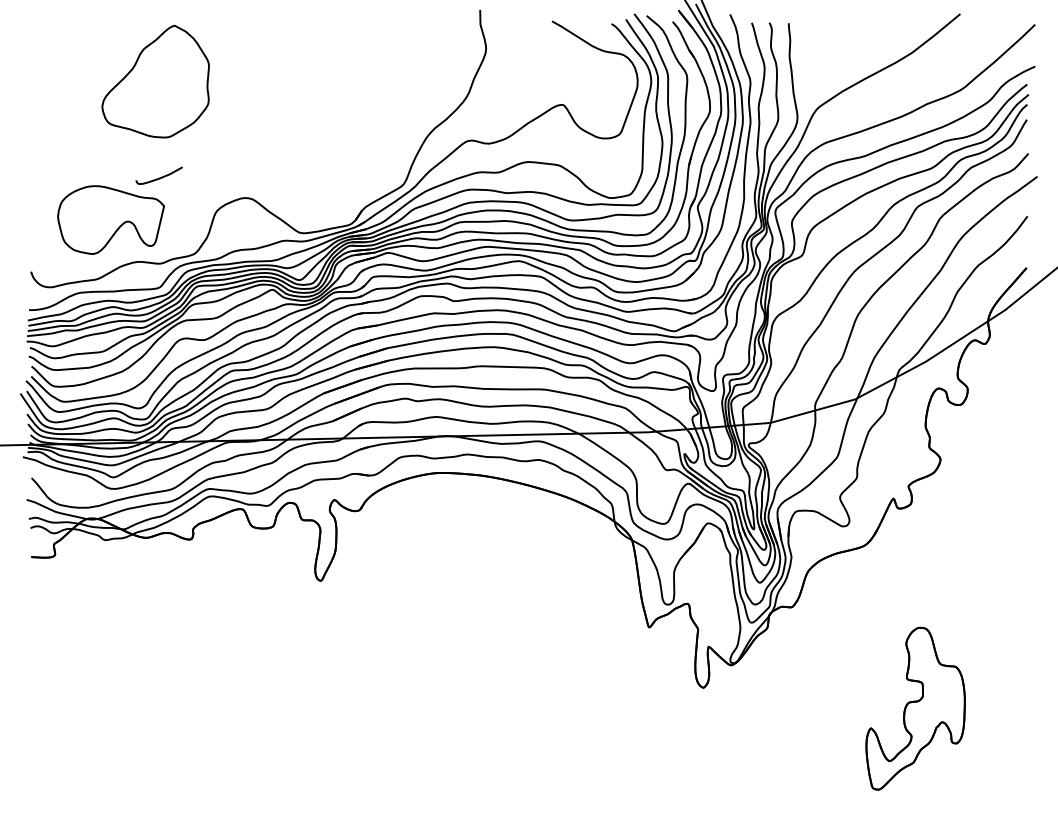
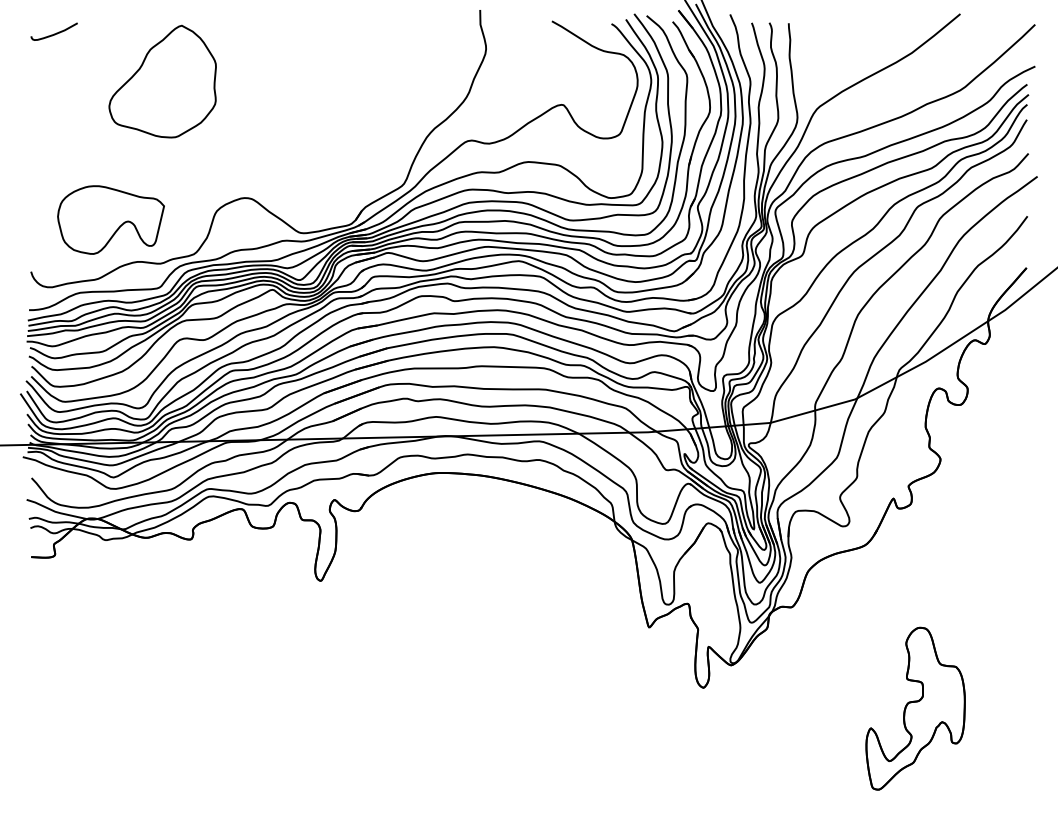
part position: (155, 81) -> (162, 81) (162, 81)
curve position: (159, 177) -> (54, 33) (54, 33)
